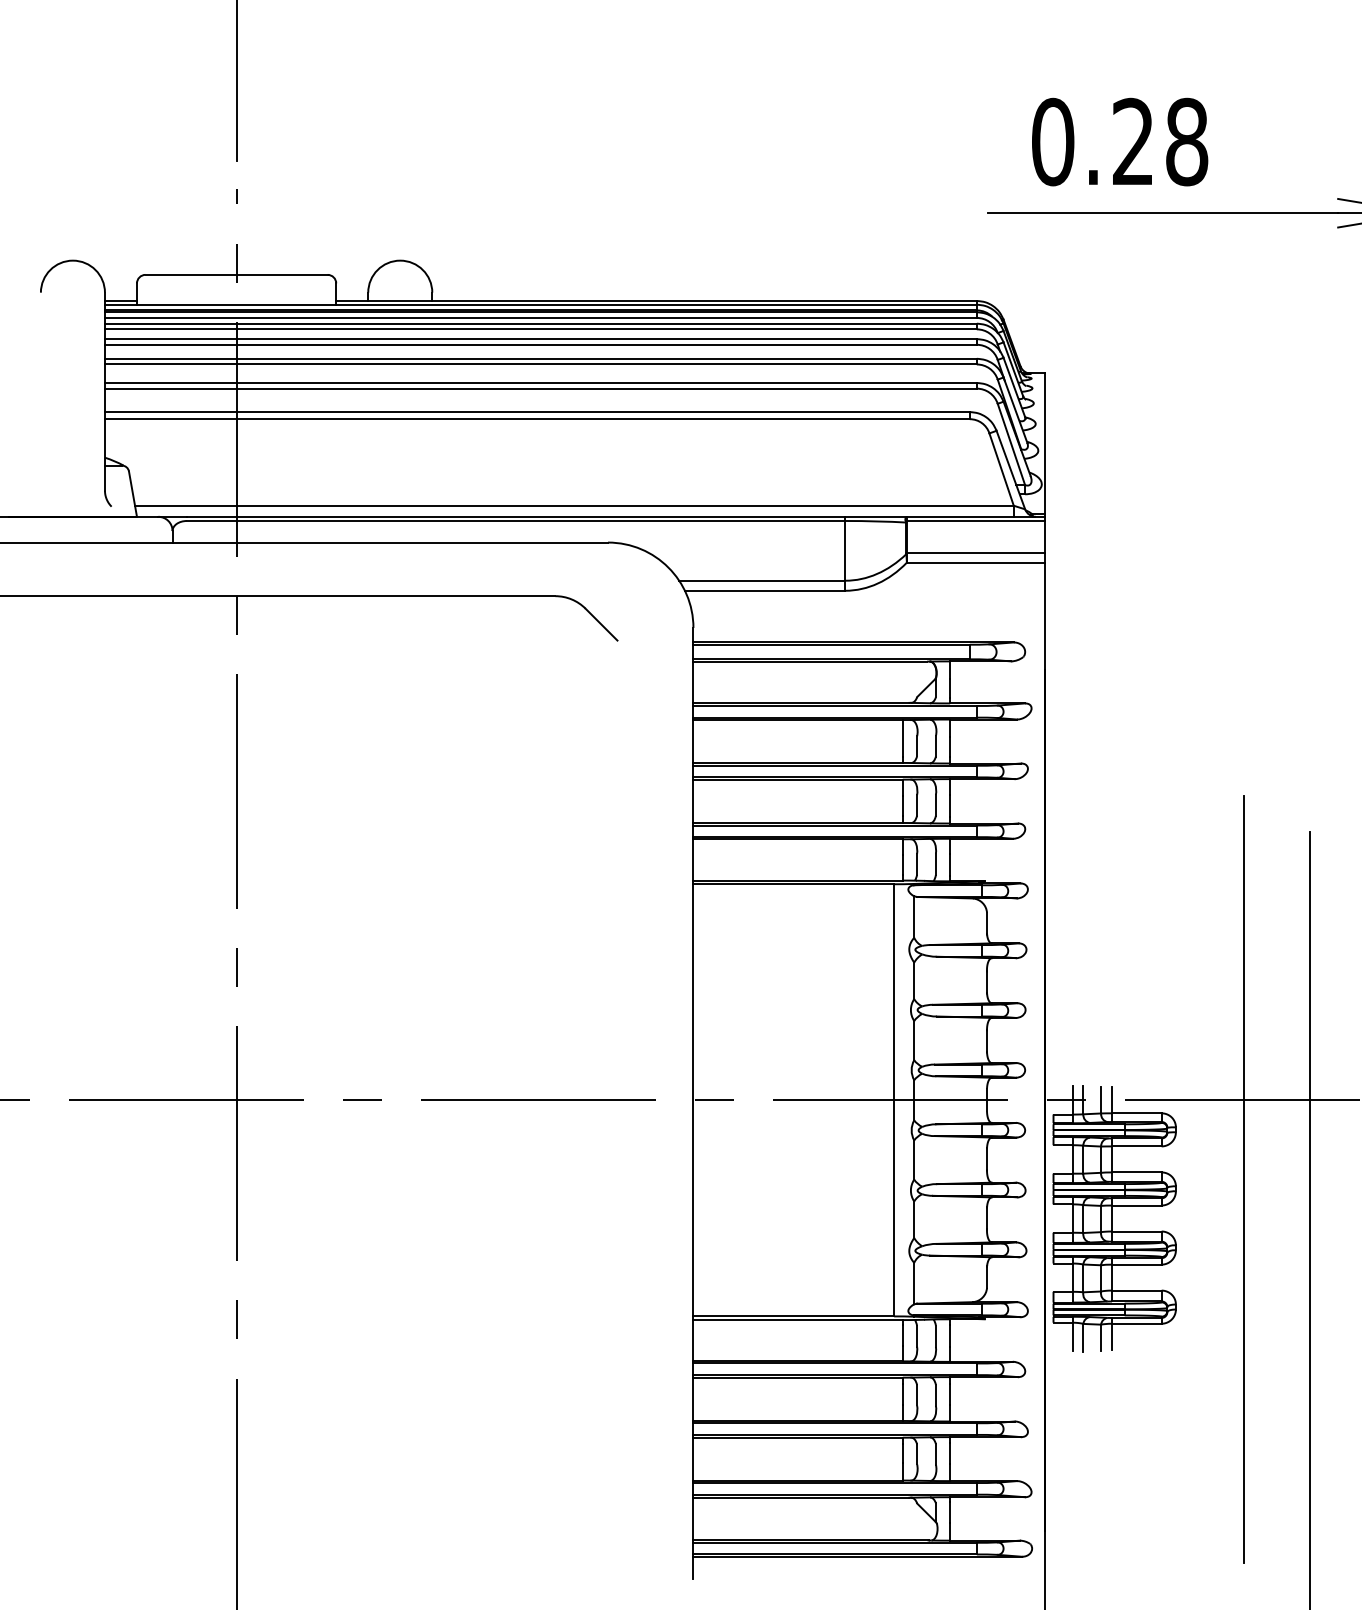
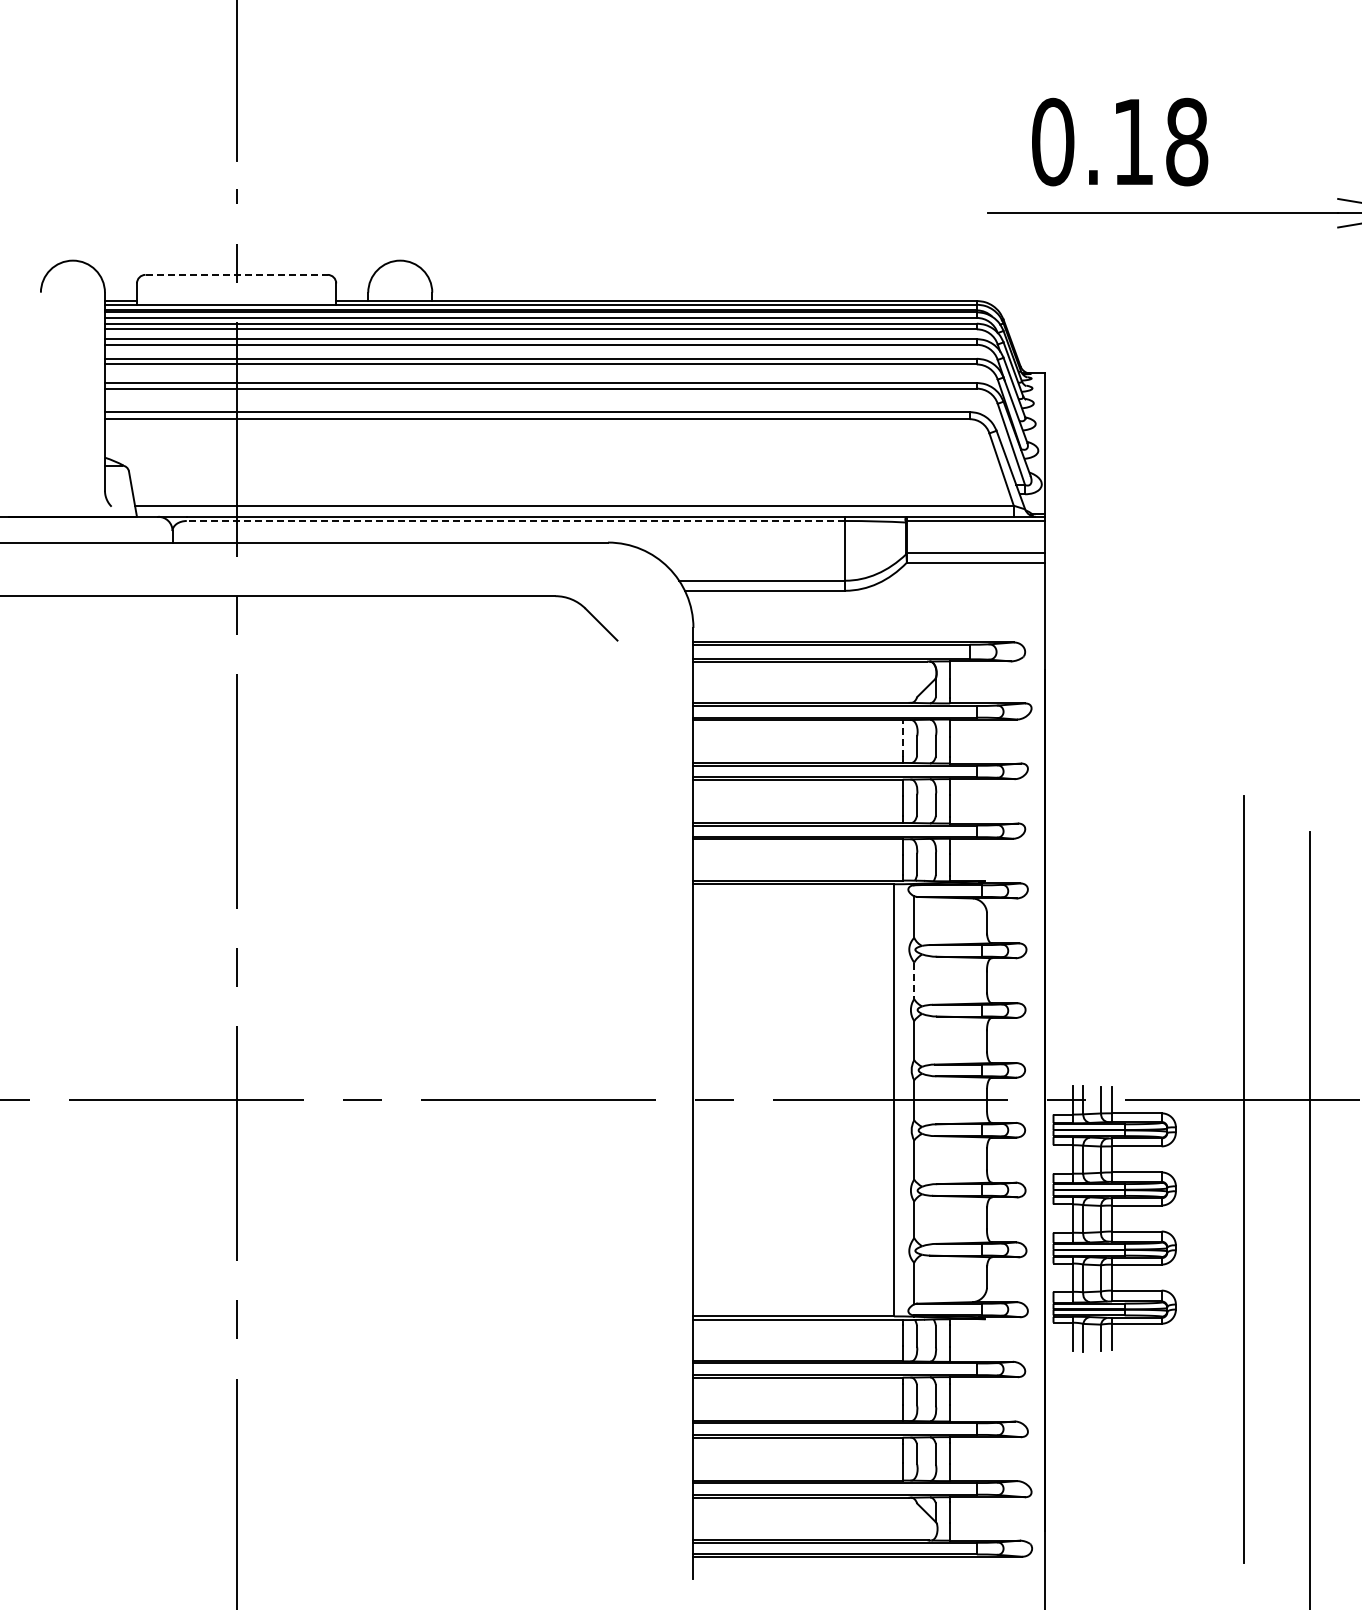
text: 0.28 -> 0.18 (1132, 140)
line: solid -> dashed (237, 274)
line: solid -> dashed (515, 521)
line: solid -> dashed (902, 738)
line: solid -> dashed (914, 981)
